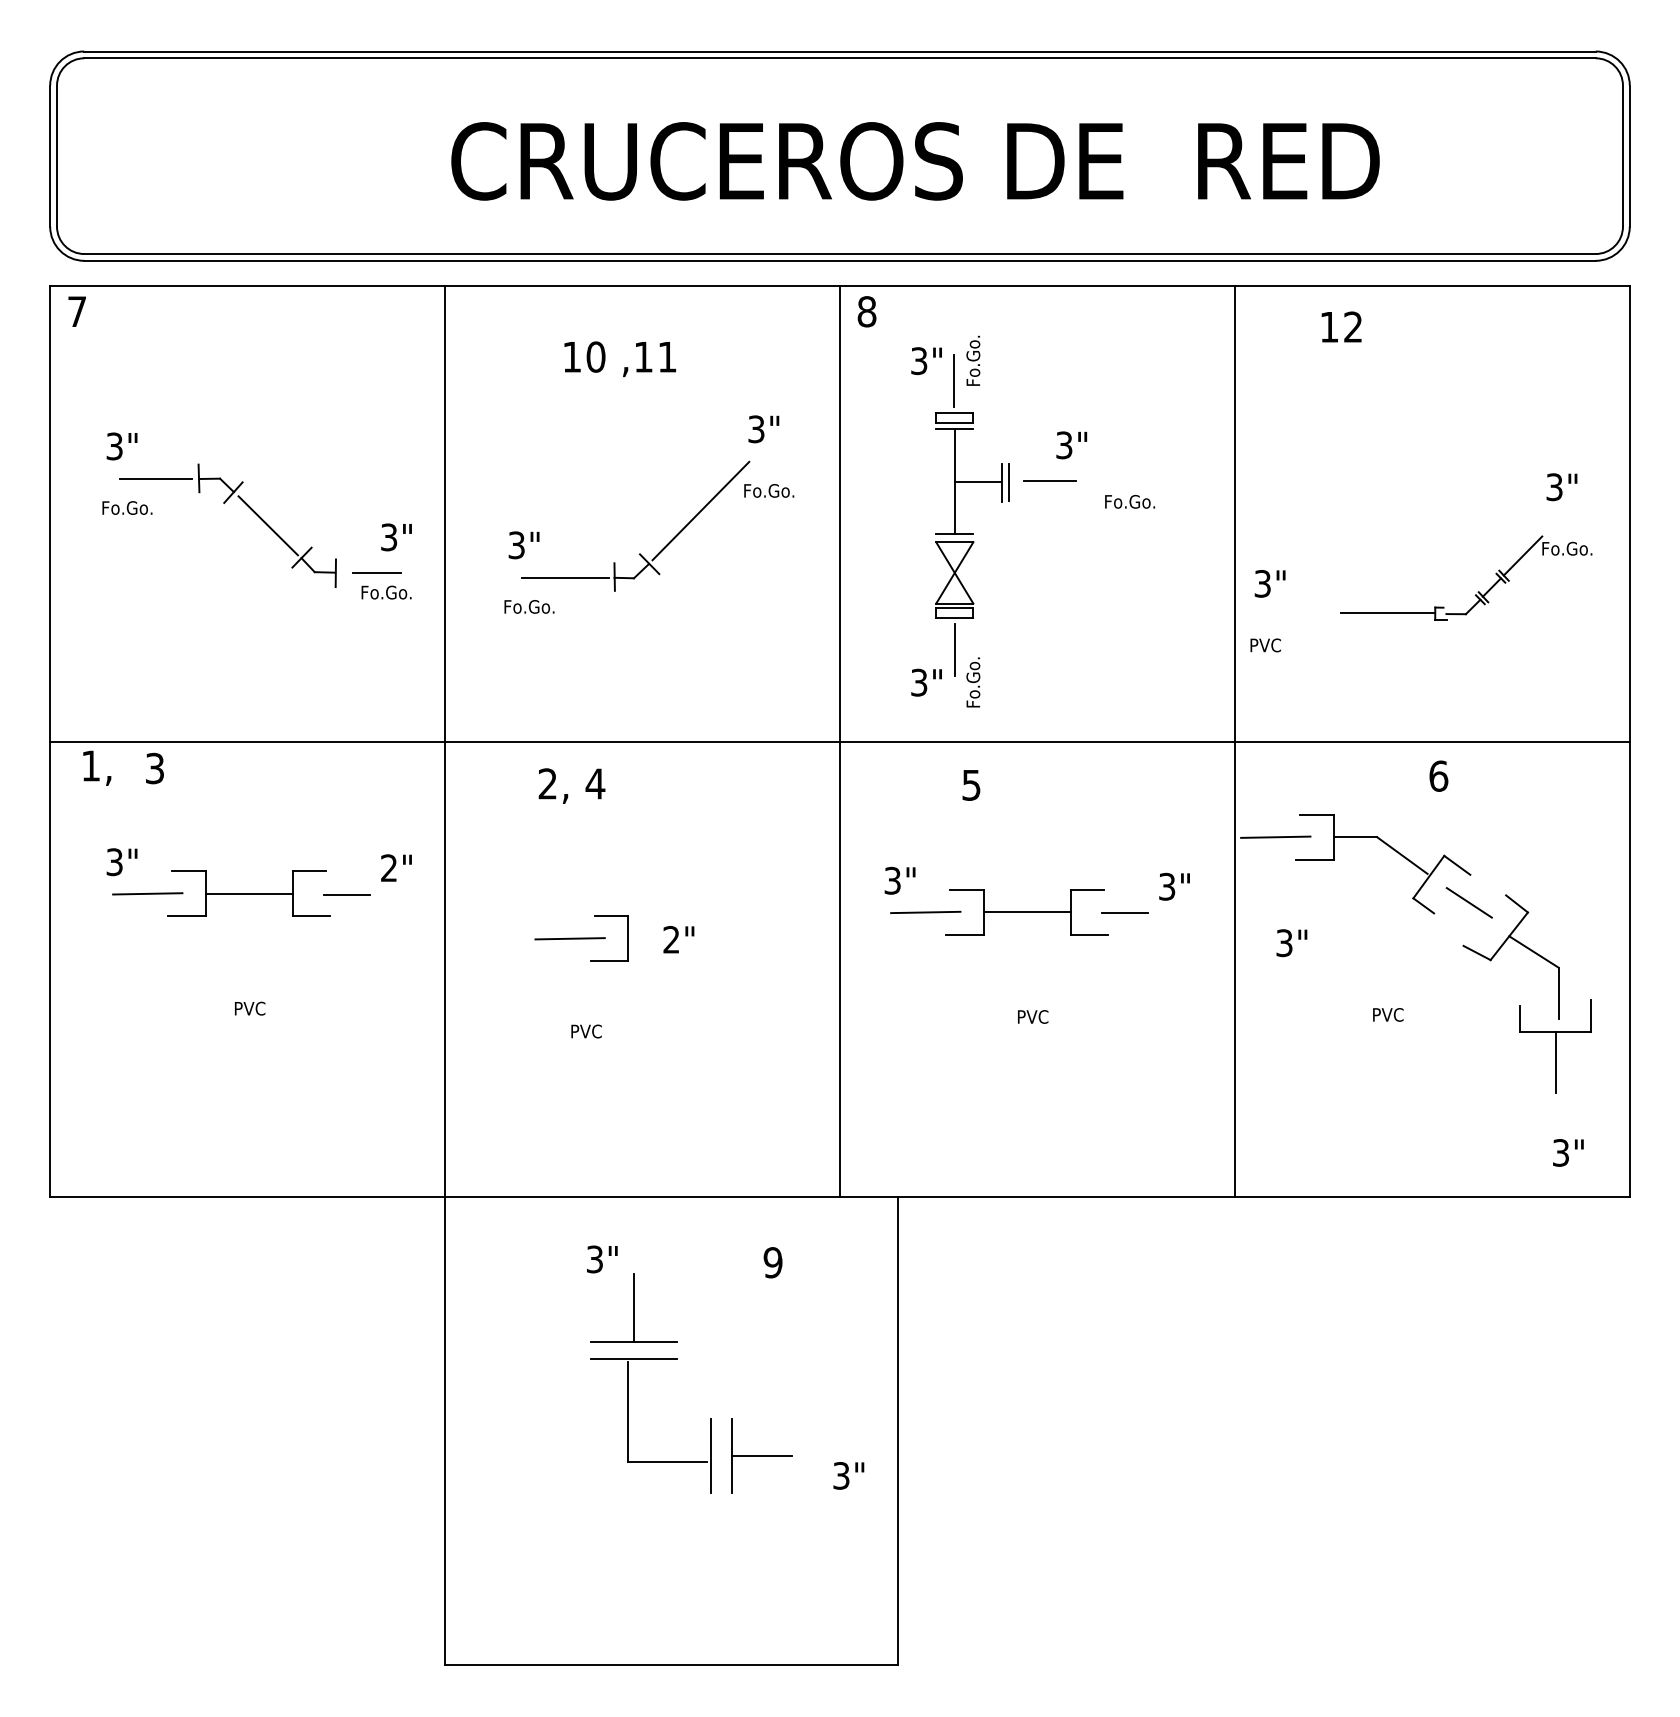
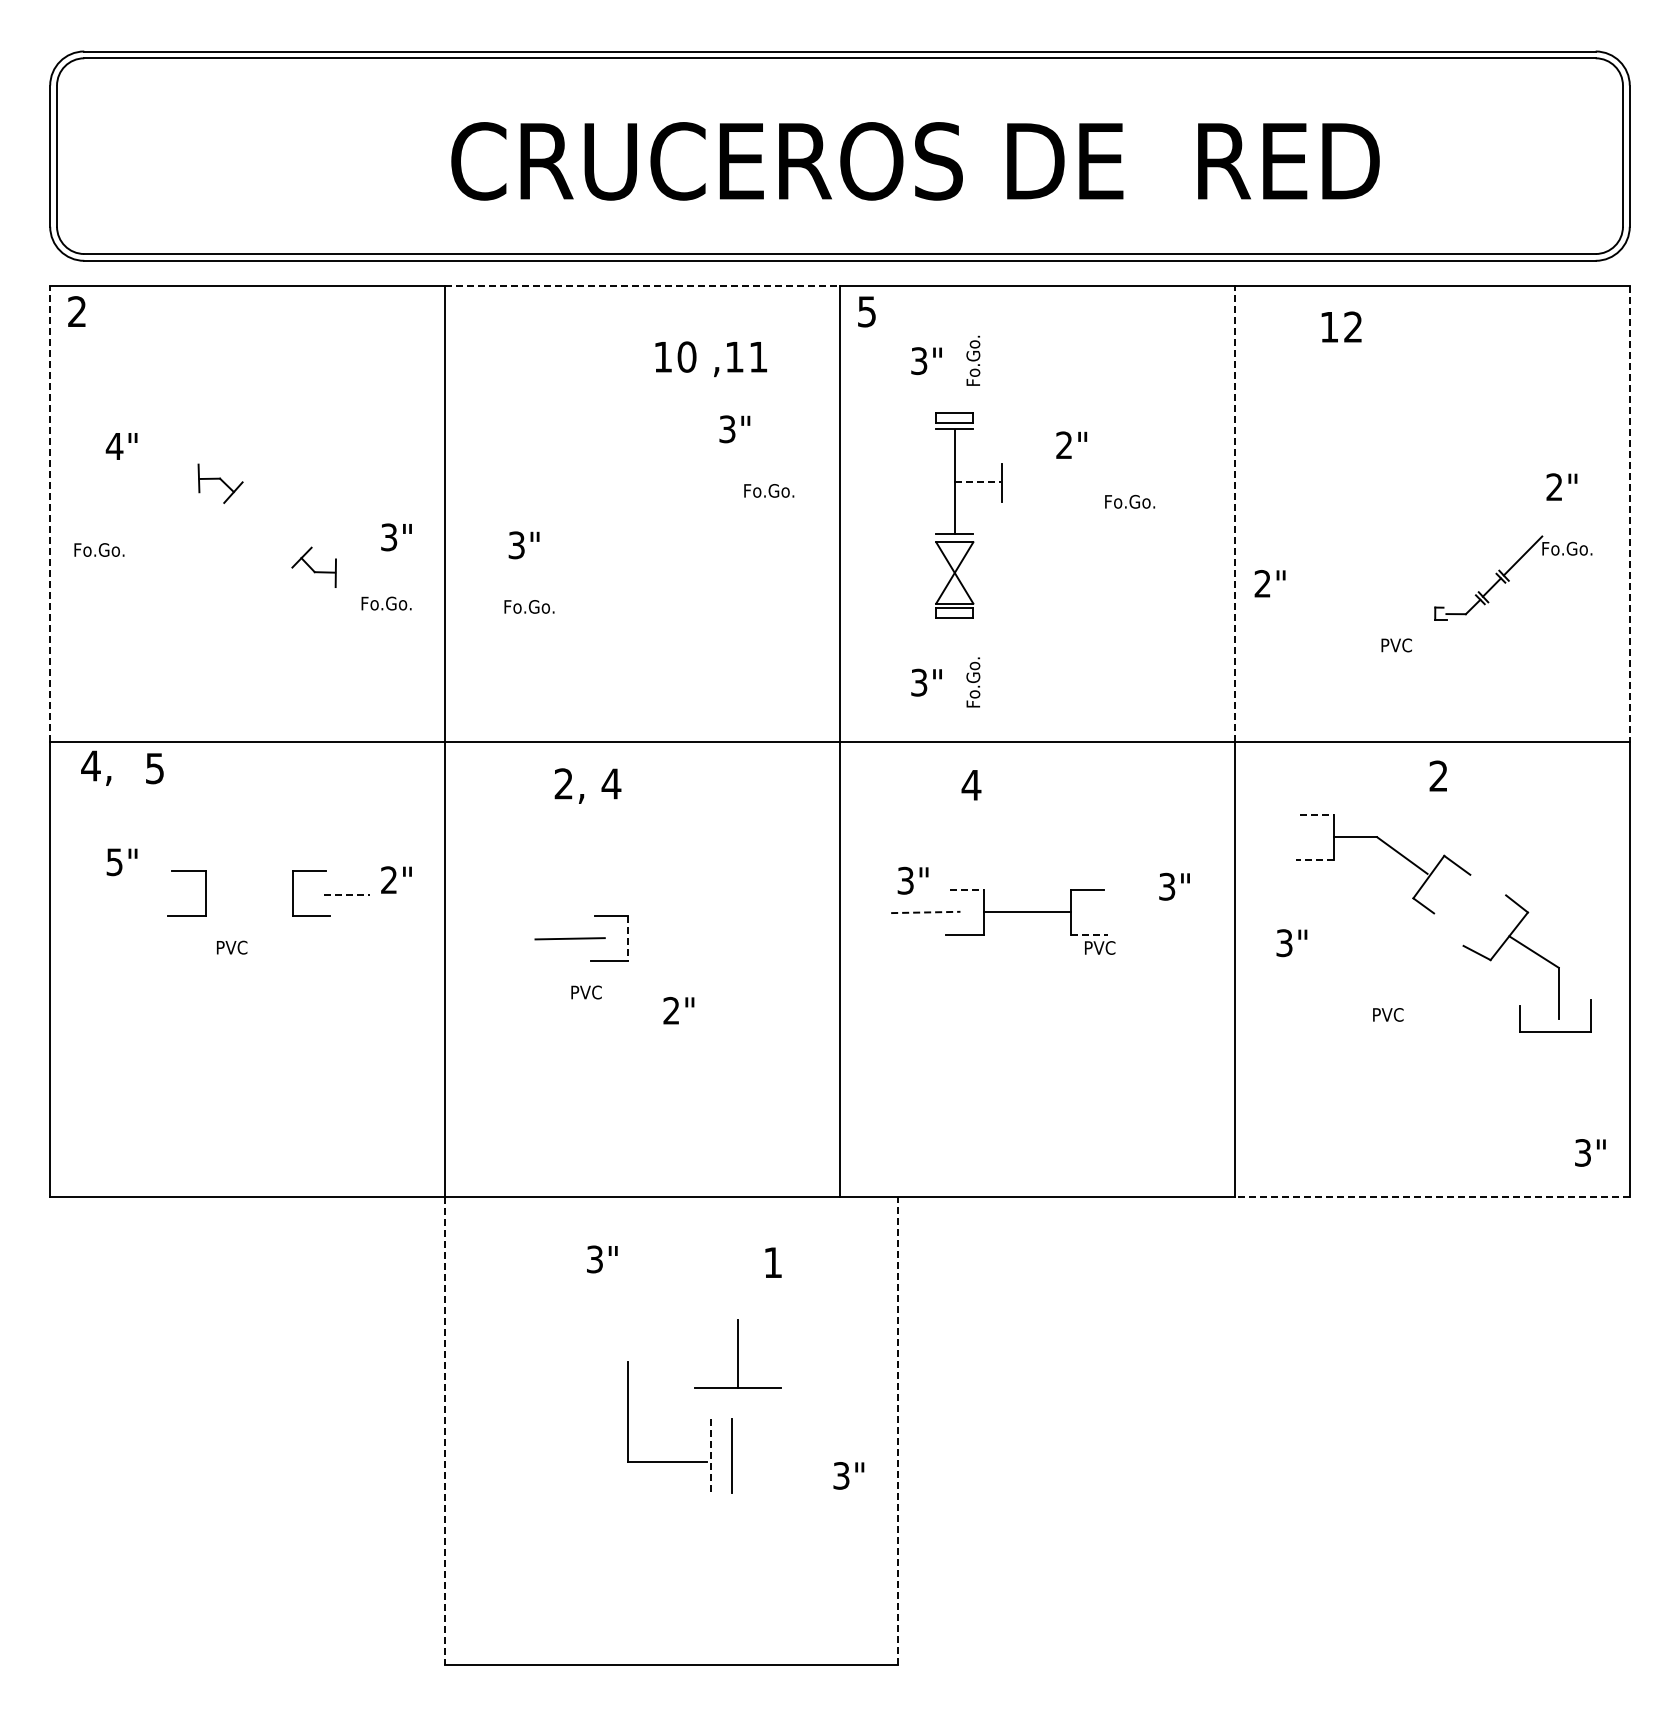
line: solid -> dashed (643, 286)
text: 7 -> 2 (76, 311)
text: 8 -> 5 (866, 311)
text position: (619, 359) -> (710, 359) (710, 359)
line: present -> none (954, 380)
text position: (763, 429) -> (734, 429) (734, 429)
text: 3" -> 2" (1064, 445)
text: 3" -> 4" (114, 446)
line: present -> none (155, 479)
line: present -> none (1050, 480)
line: solid -> dashed (978, 481)
line: present -> none (1009, 481)
text: 3" -> 2" (1554, 487)
text position: (127, 507) -> (99, 549) (99, 549)
line: solid -> dashed (50, 513)
line: solid -> dashed (1234, 513)
line: solid -> dashed (1629, 513)
line: present -> none (268, 525)
part: present -> none (639, 553)
line: present -> none (376, 572)
text: 3" -> 2" (1262, 583)
text position: (386, 592) -> (386, 603) (386, 603)
line: present -> none (1387, 613)
text position: (1265, 645) -> (1396, 645) (1396, 645)
line: present -> none (954, 650)
text: 1, -> 4, (90, 765)
text: 3 -> 5 (154, 767)
text: 6 -> 2 (1438, 775)
text position: (571, 785) -> (587, 785) (587, 785)
text: 5 -> 4 (971, 785)
line: solid -> dashed (1316, 814)
line: present -> none (1275, 836)
line: solid -> dashed (1314, 859)
text: 3" -> 5" (114, 861)
text position: (396, 867) -> (396, 879) (396, 879)
text position: (899, 880) -> (912, 880) (912, 880)
line: solid -> dashed (966, 890)
line: present -> none (147, 893)
line: present -> none (248, 893)
line: solid -> dashed (347, 894)
line: present -> none (1468, 902)
line: solid -> dashed (925, 912)
line: present -> none (1124, 913)
line: solid -> dashed (1089, 934)
line: solid -> dashed (627, 939)
text position: (678, 939) -> (678, 1010) (678, 1010)
text position: (250, 1008) -> (232, 947) (232, 947)
text position: (1033, 1016) -> (1100, 947) (1100, 947)
text position: (586, 1031) -> (586, 992) (586, 992)
line: present -> none (1555, 1062)
text position: (1568, 1152) -> (1590, 1152) (1590, 1152)
line: solid -> dashed (1431, 1197)
text: 9 -> 1 (772, 1262)
part position: (633, 1307) -> (737, 1353) (737, 1353)
line: present -> none (634, 1358)
line: solid -> dashed (897, 1430)
line: solid -> dashed (445, 1431)
line: present -> none (761, 1455)
line: solid -> dashed (711, 1456)
